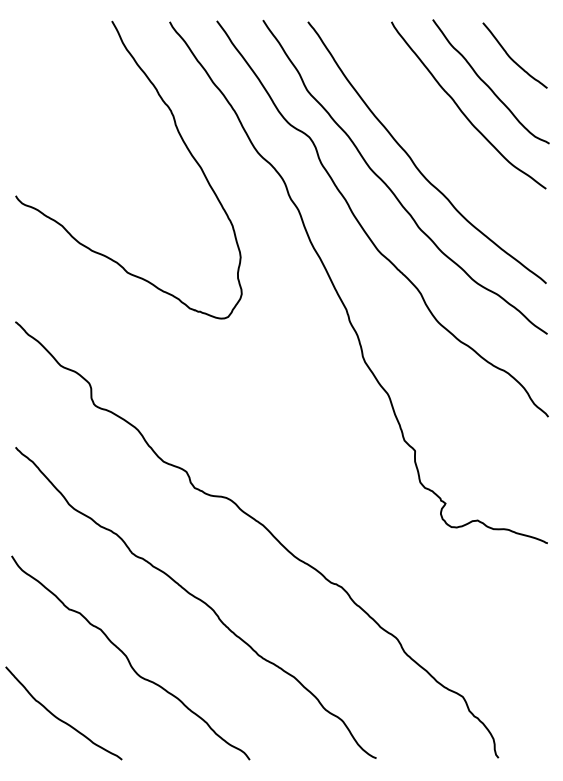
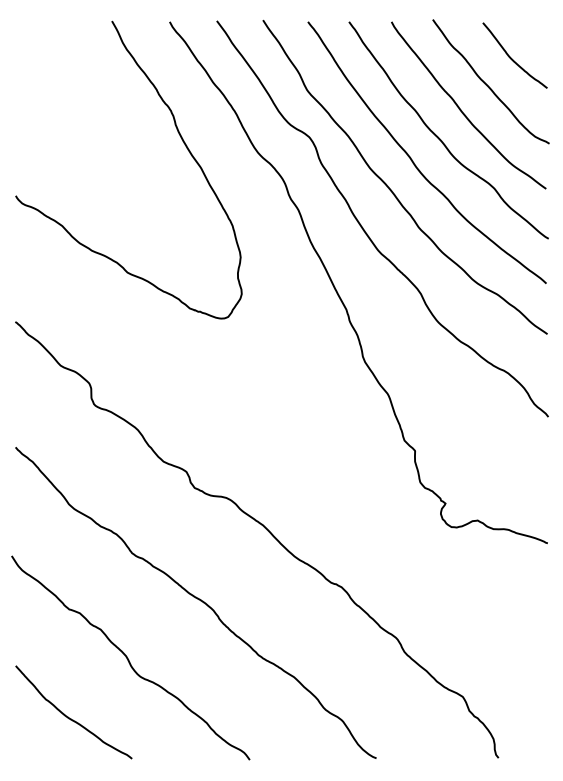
curve: none -> present (440, 138)
curve position: (61, 719) -> (71, 718) (71, 718)
